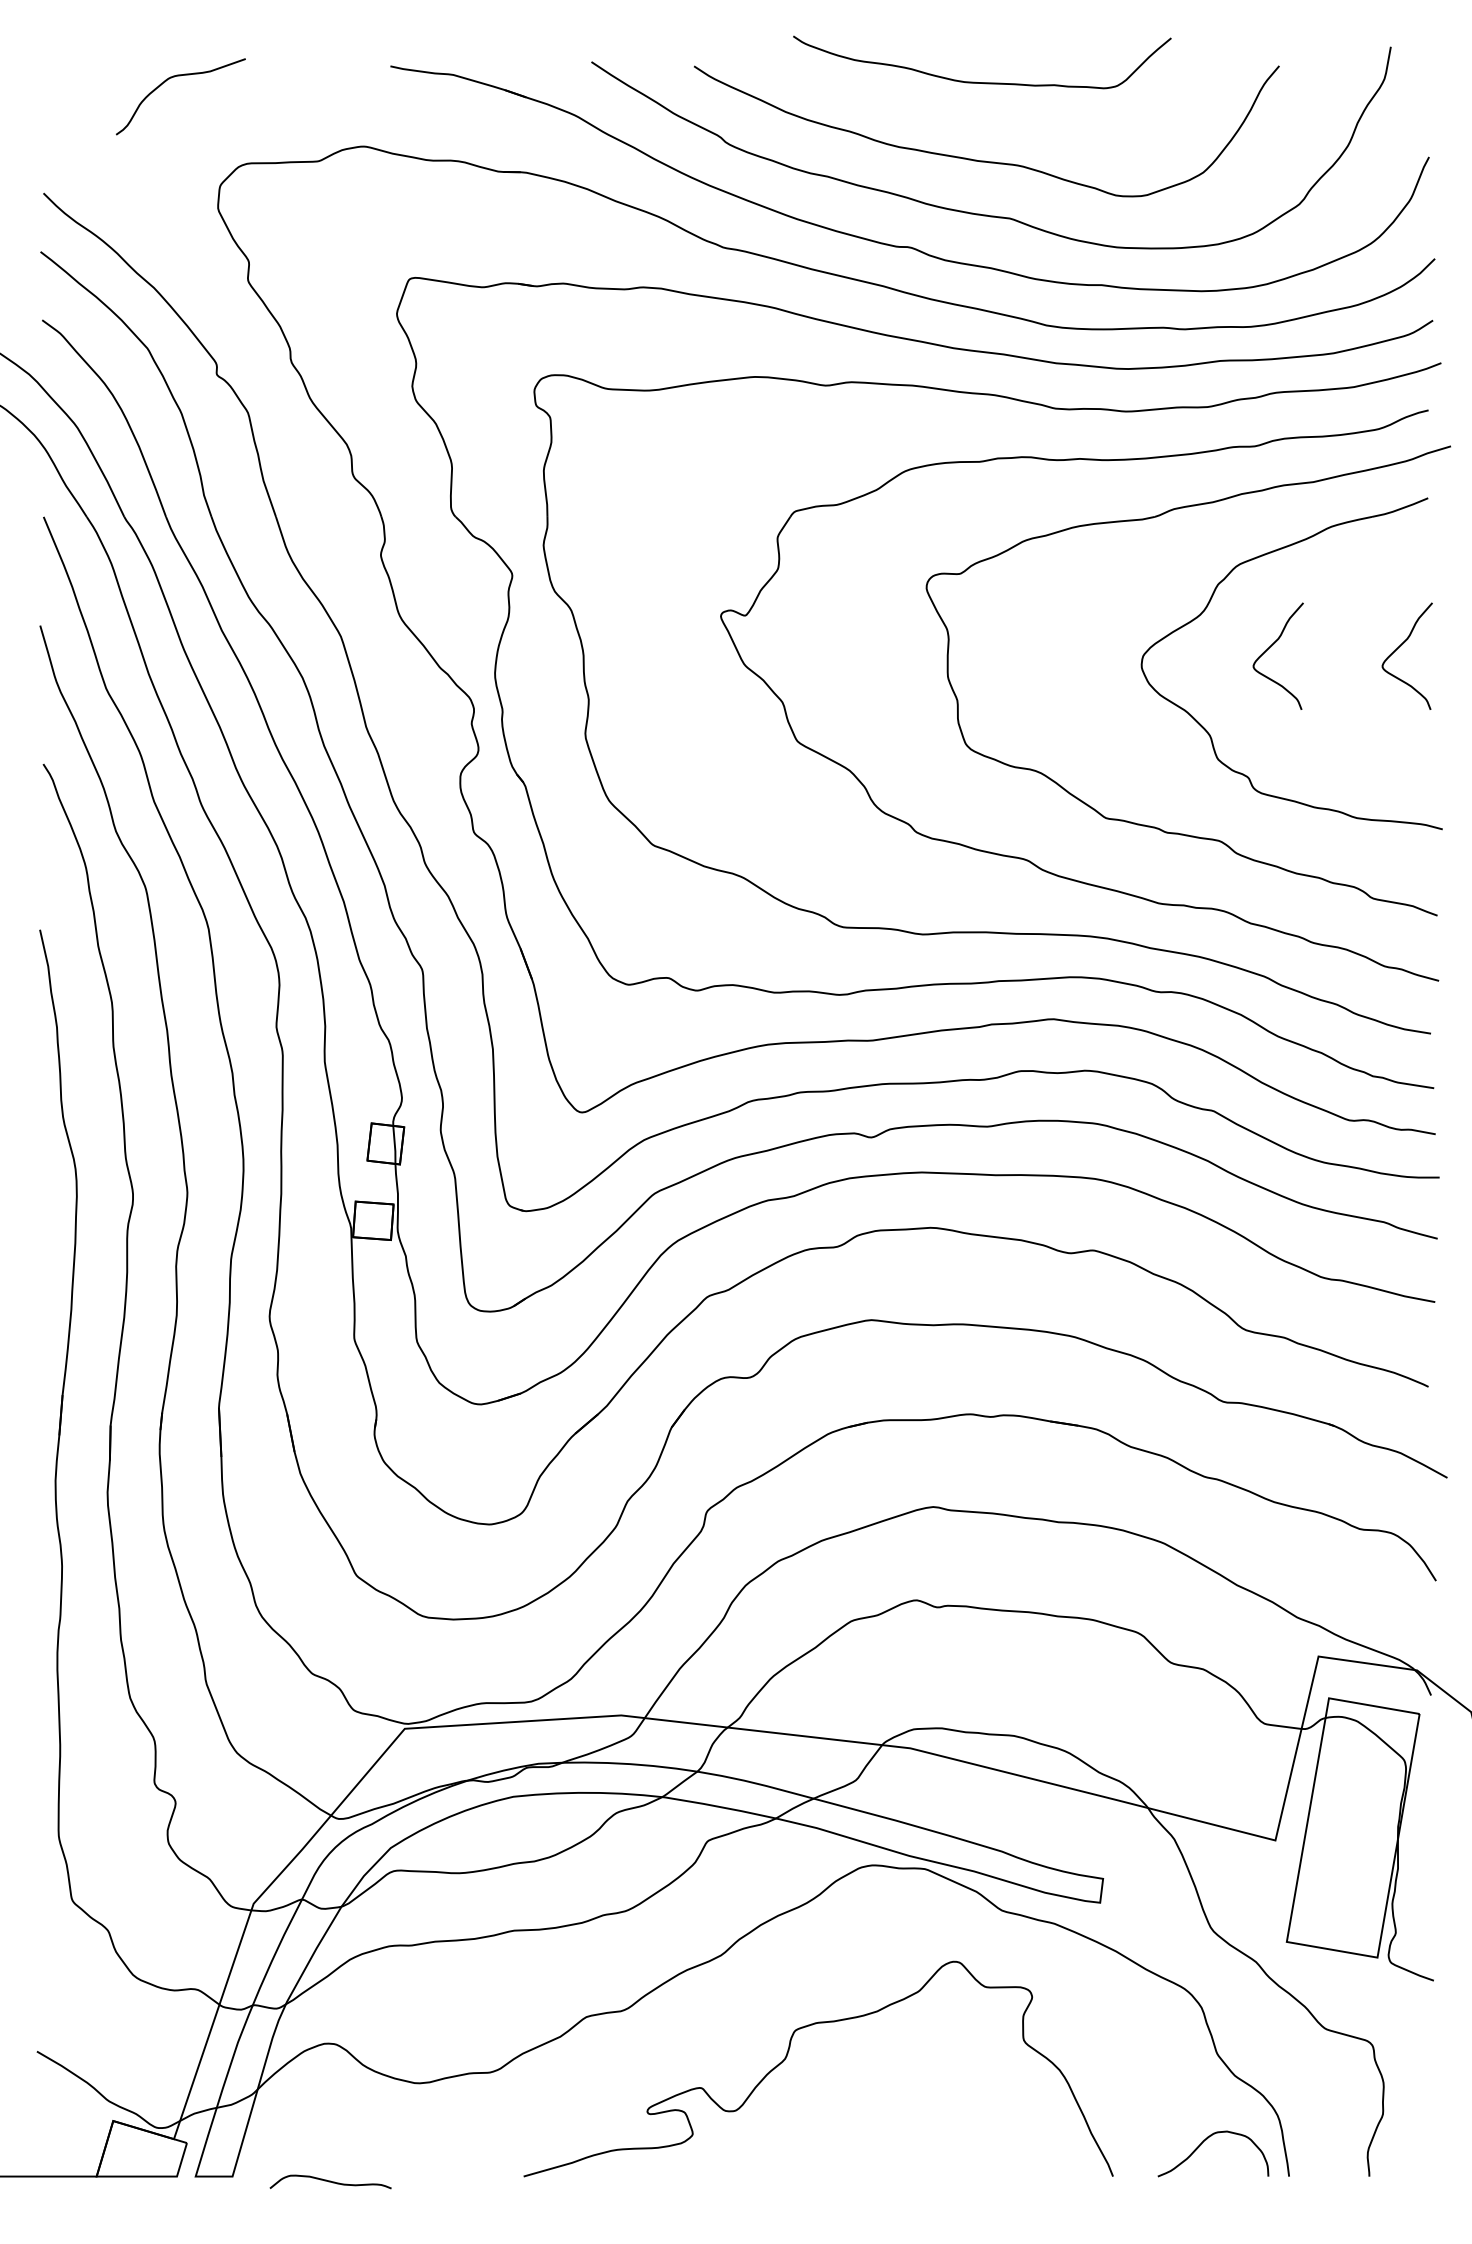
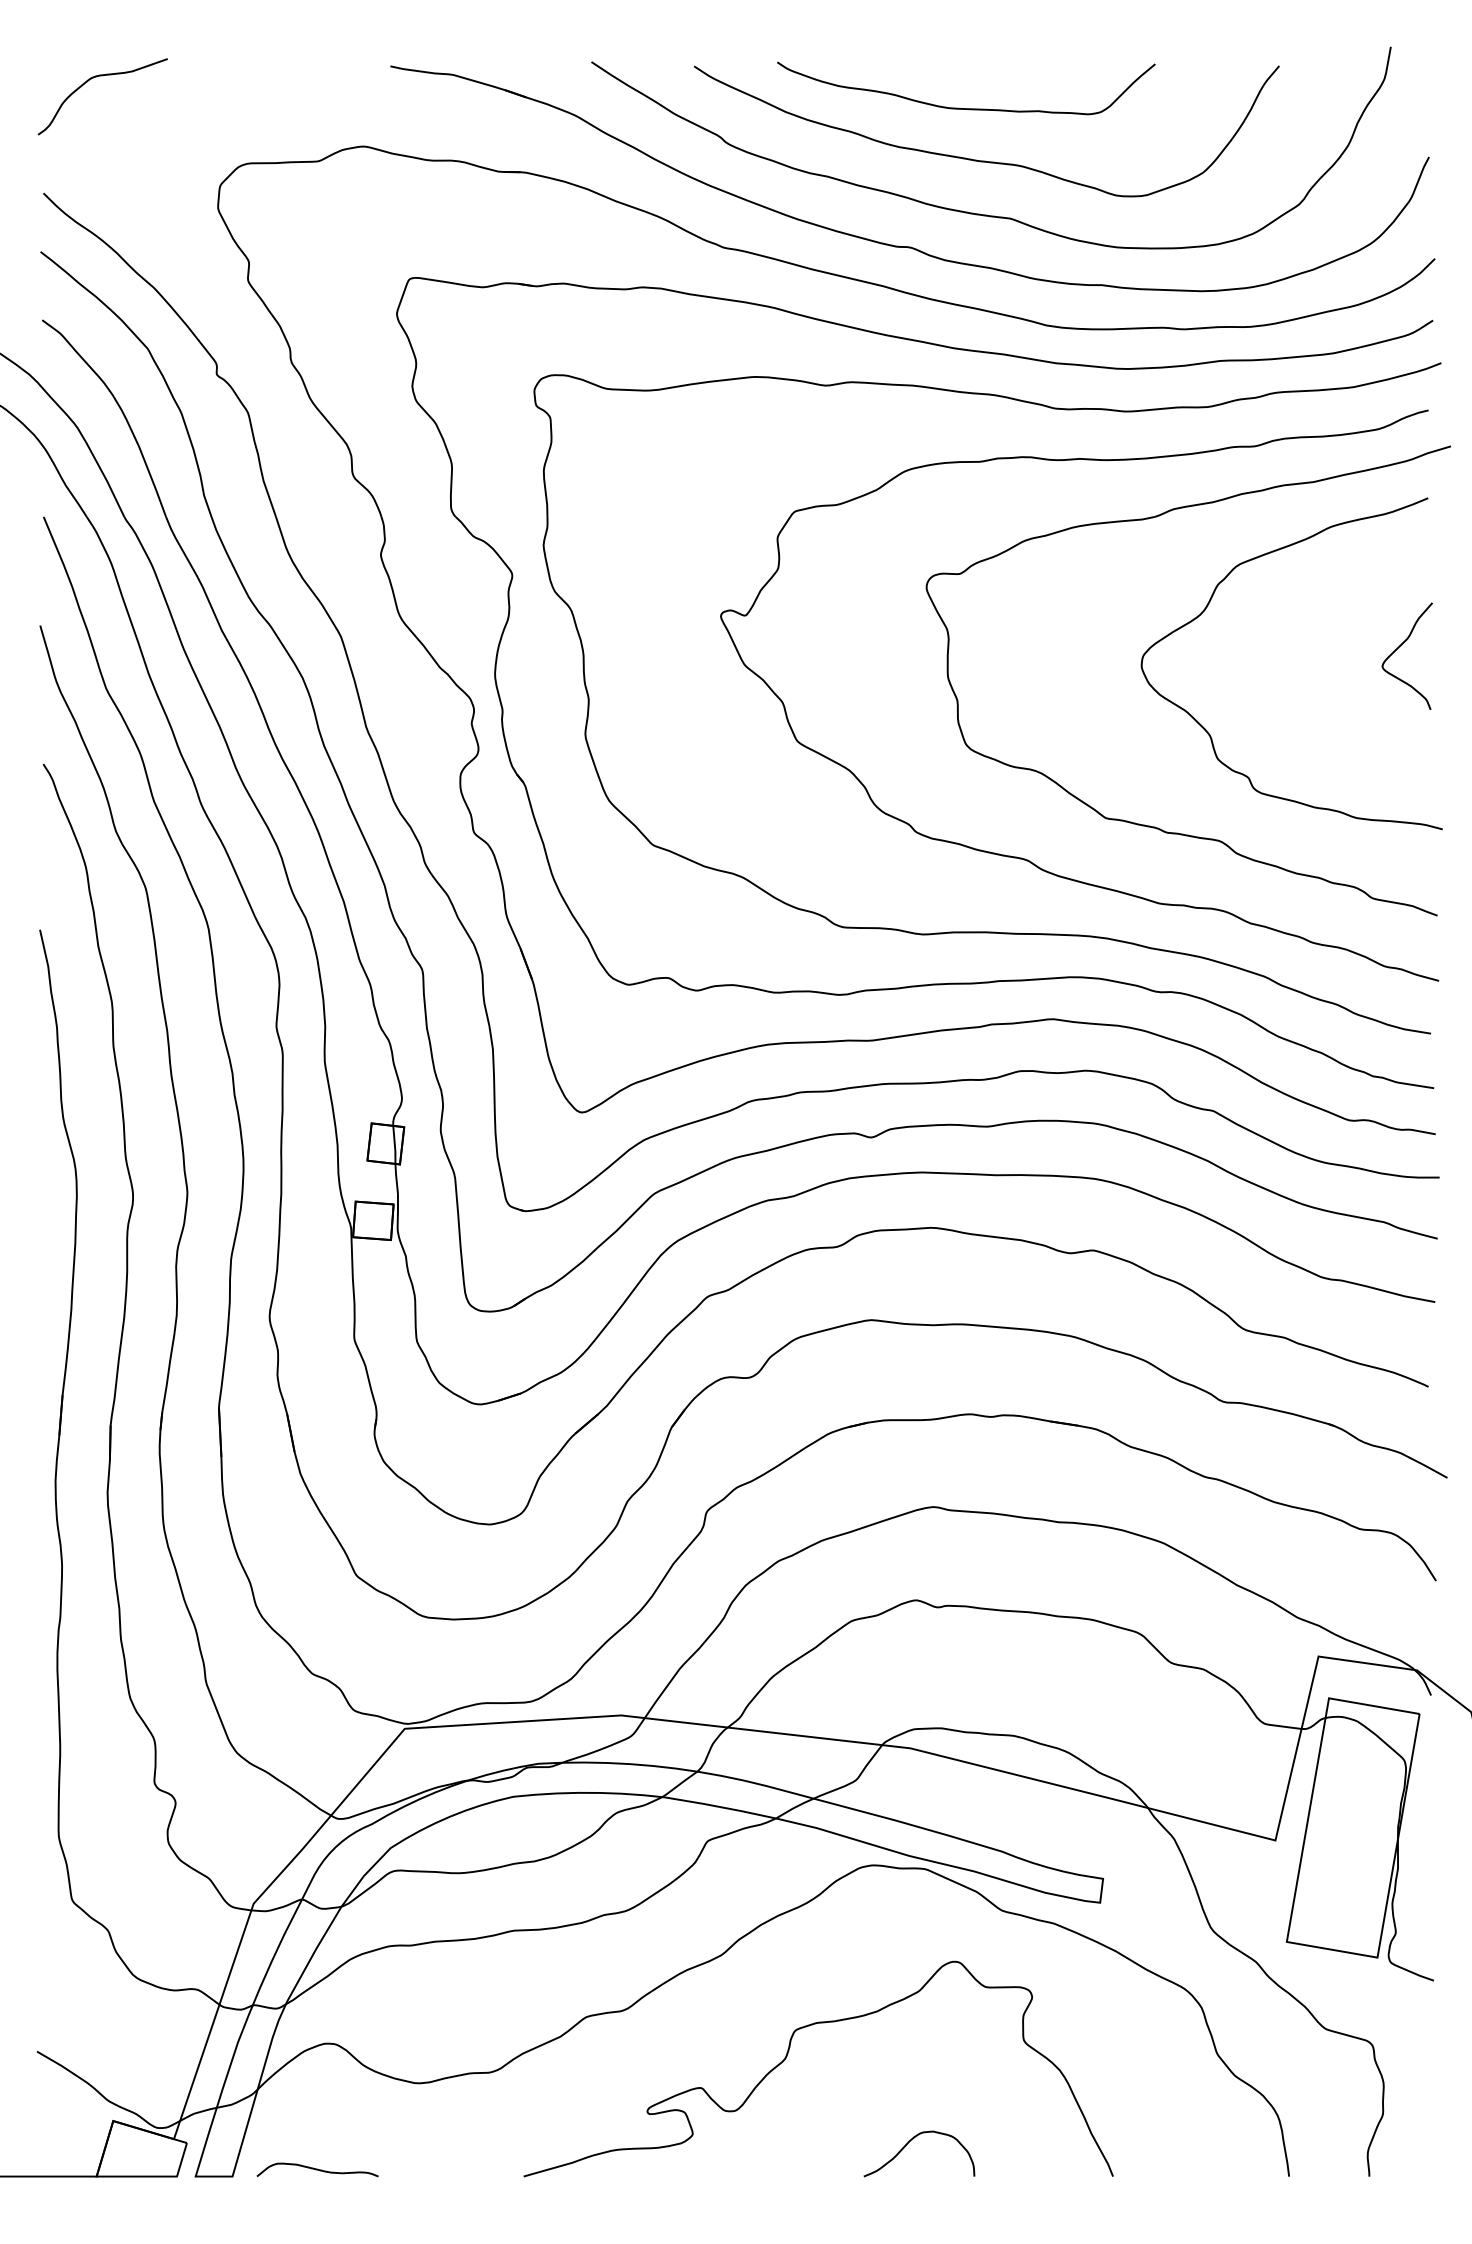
curve position: (174, 77) -> (96, 77) (96, 77)
curve position: (982, 82) -> (966, 108) (966, 108)
curve: present -> none (1270, 647)
curve position: (1200, 2146) -> (906, 2146) (906, 2146)
curve position: (330, 2181) -> (317, 2169) (317, 2169)
